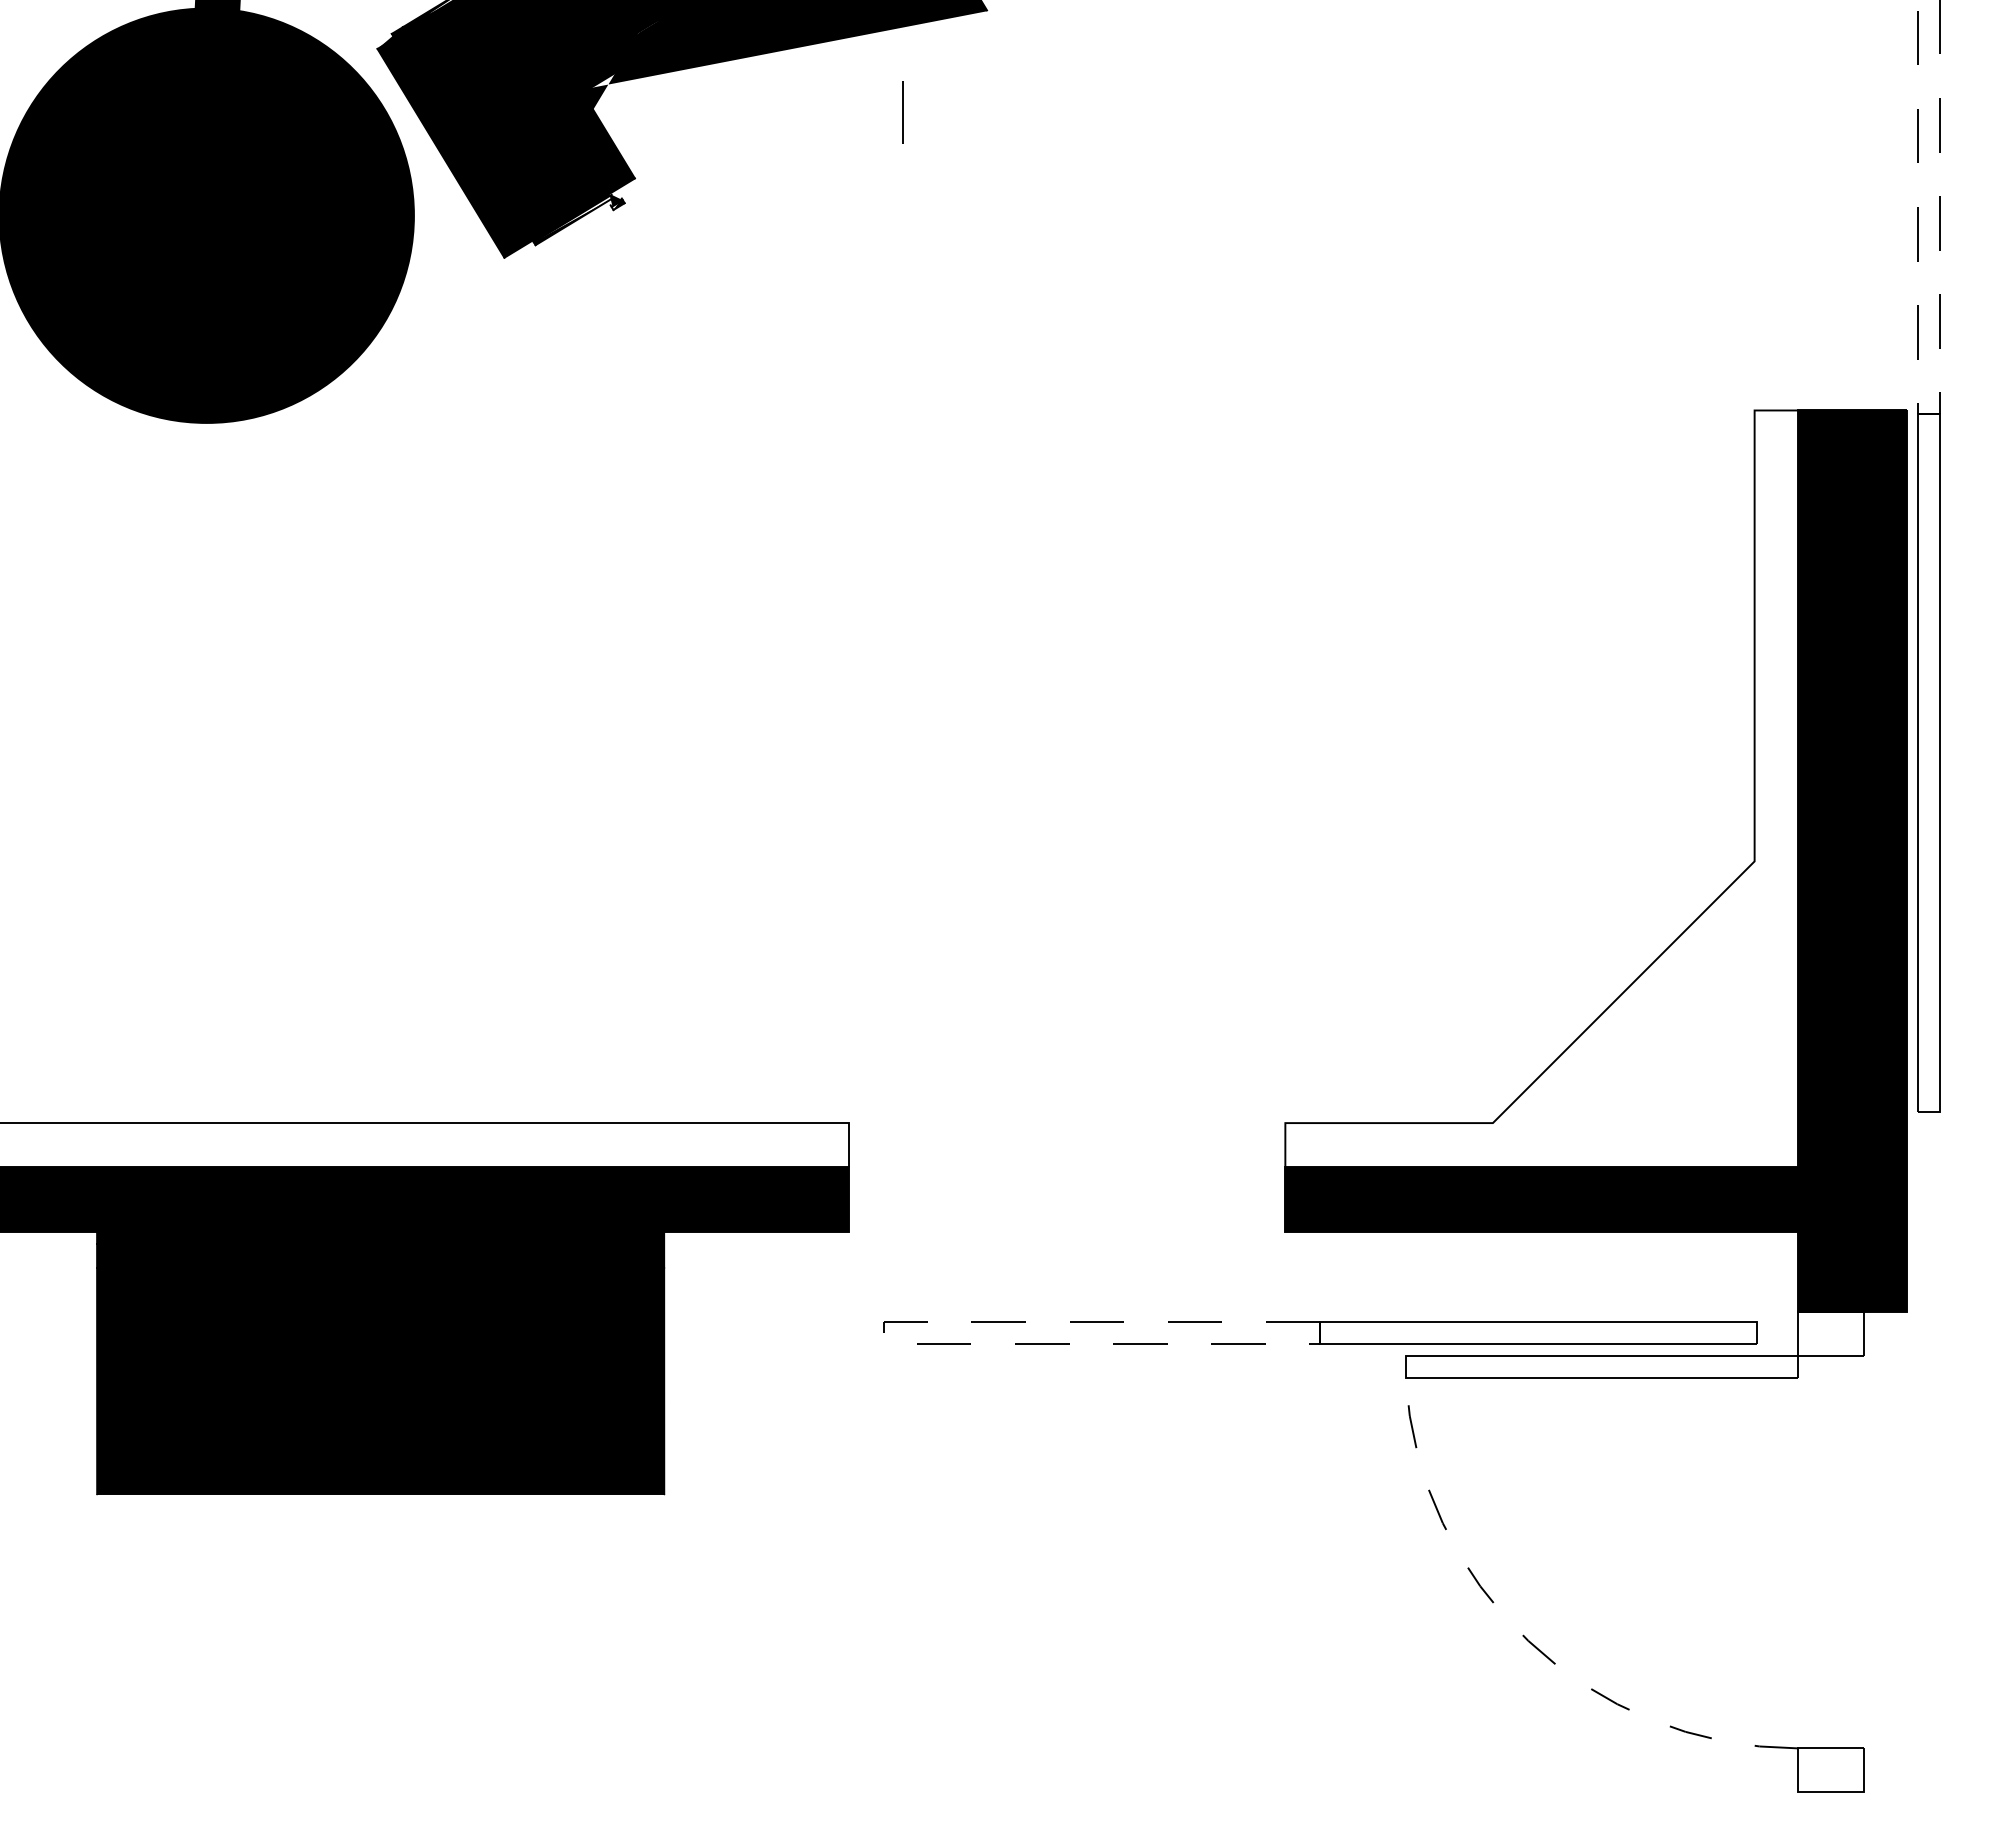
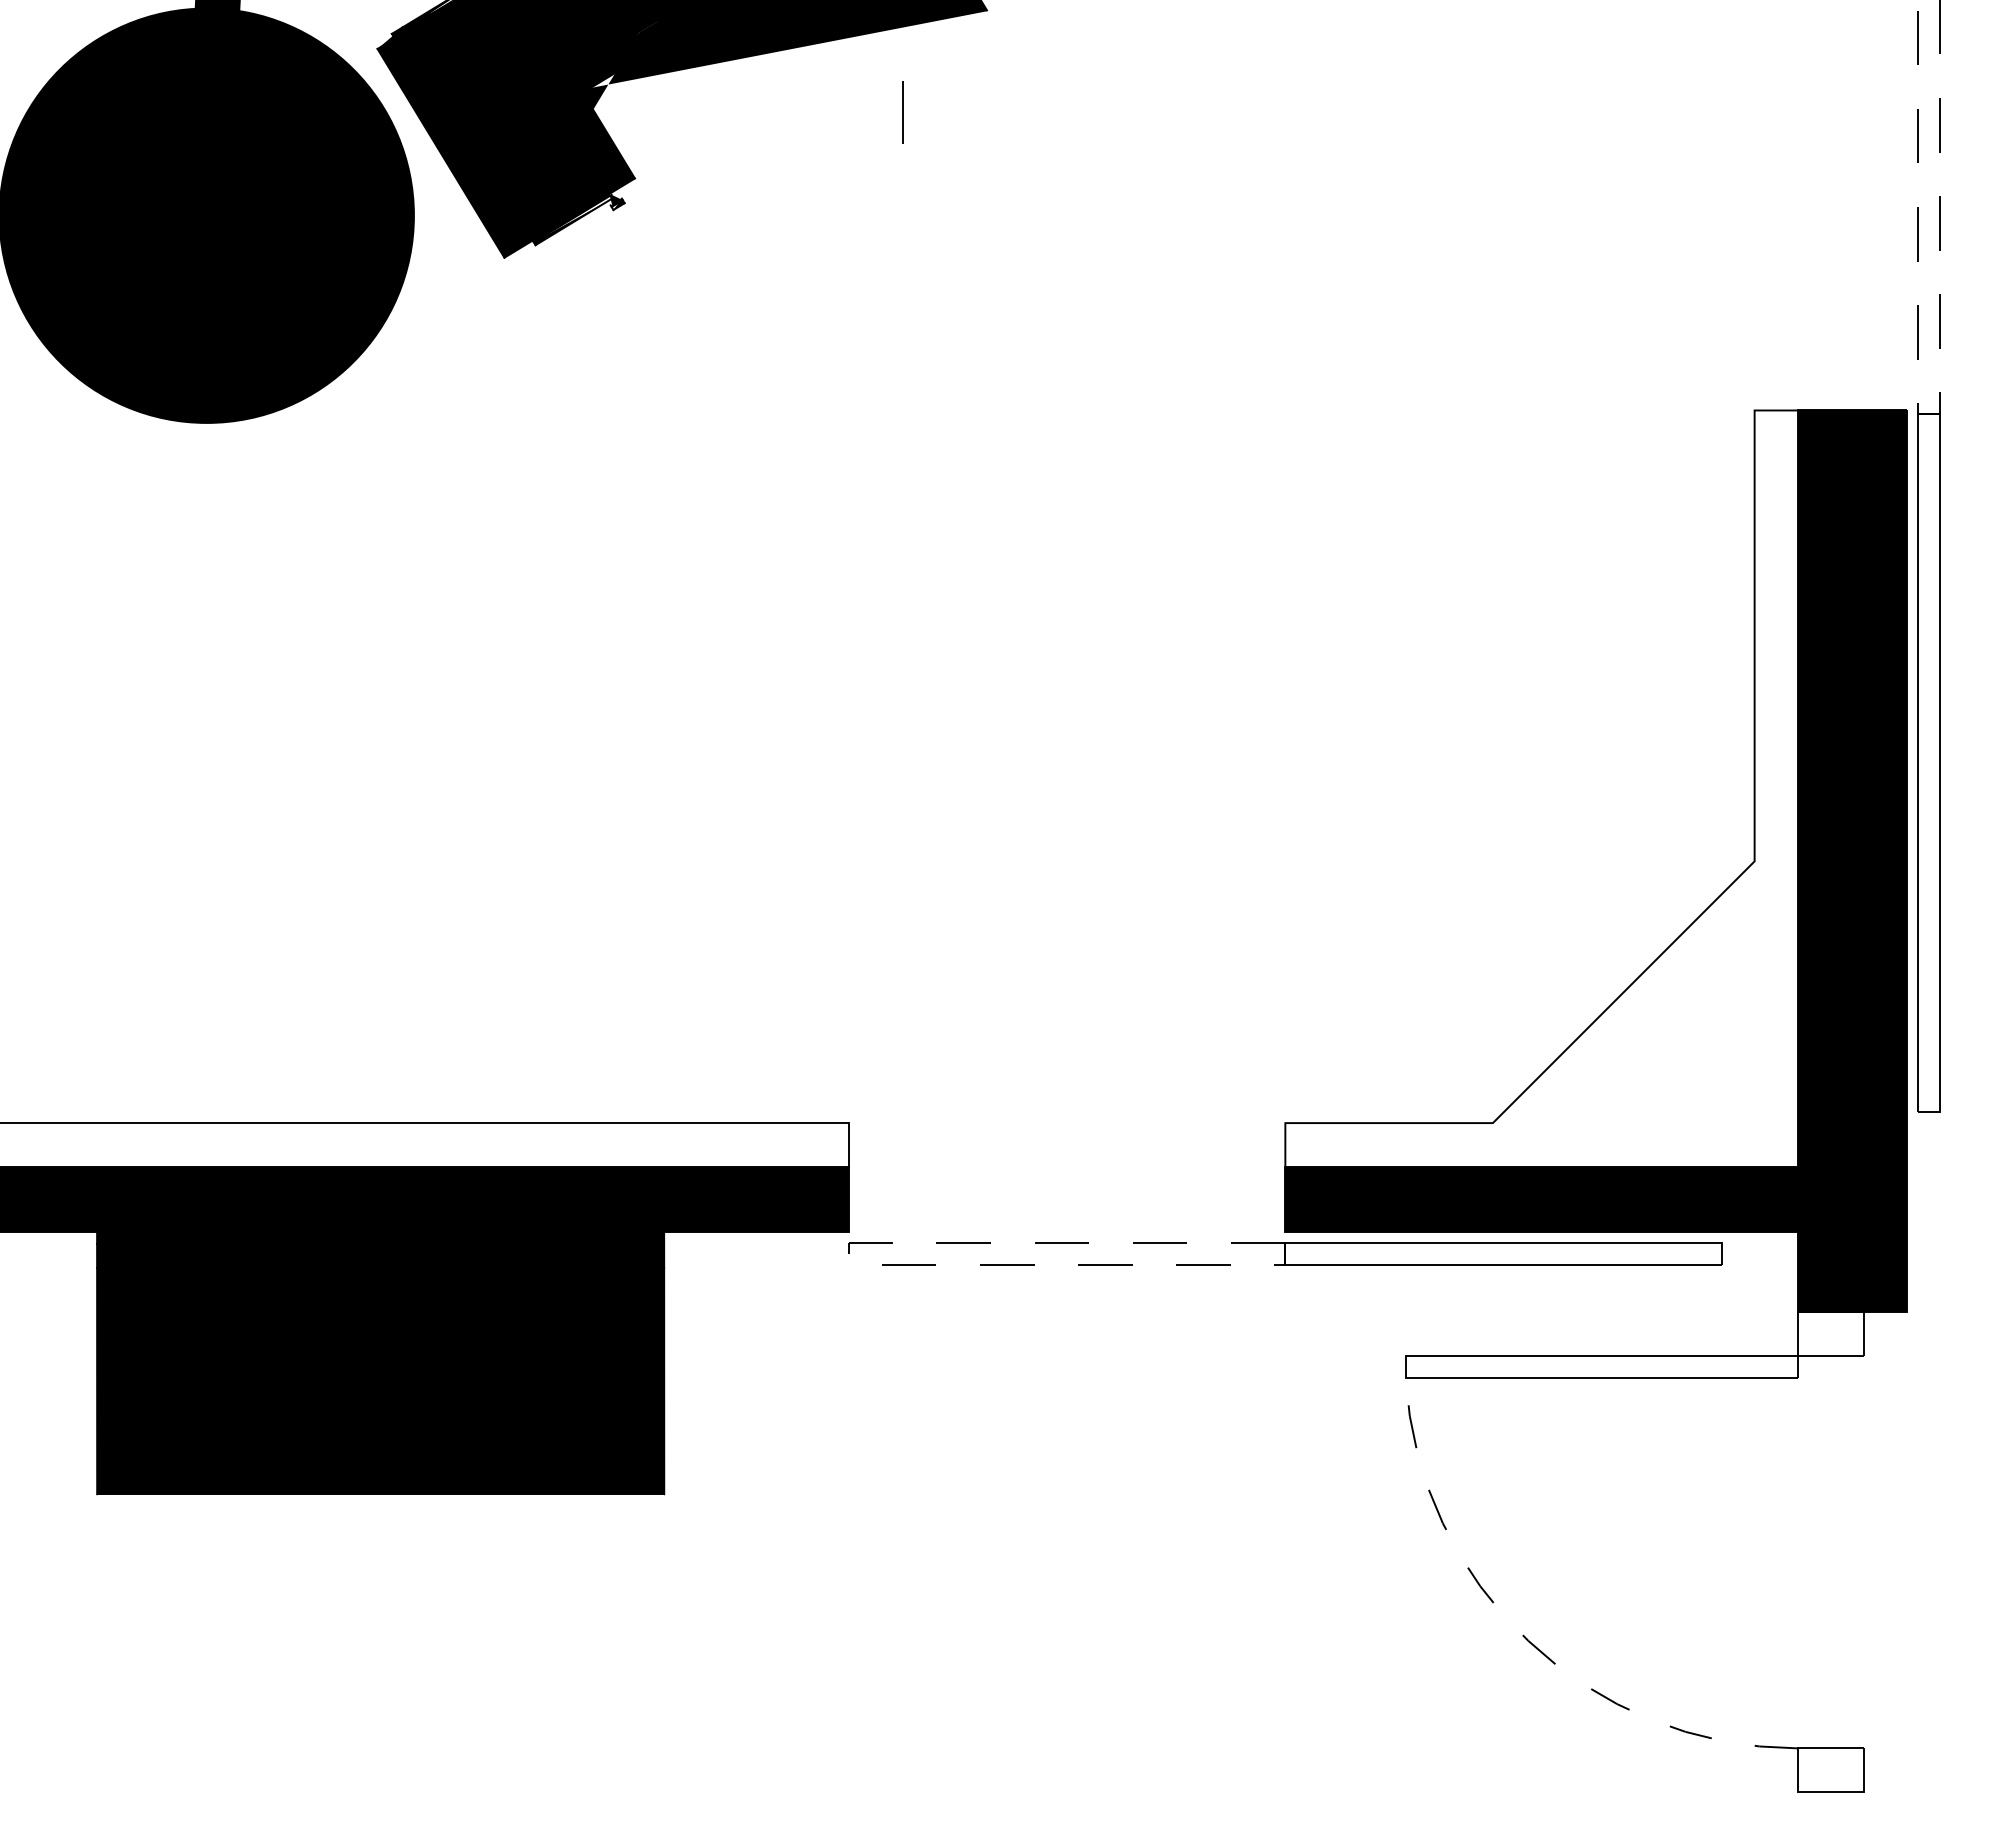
part position: (1320, 1332) -> (1285, 1253) (1285, 1253)
